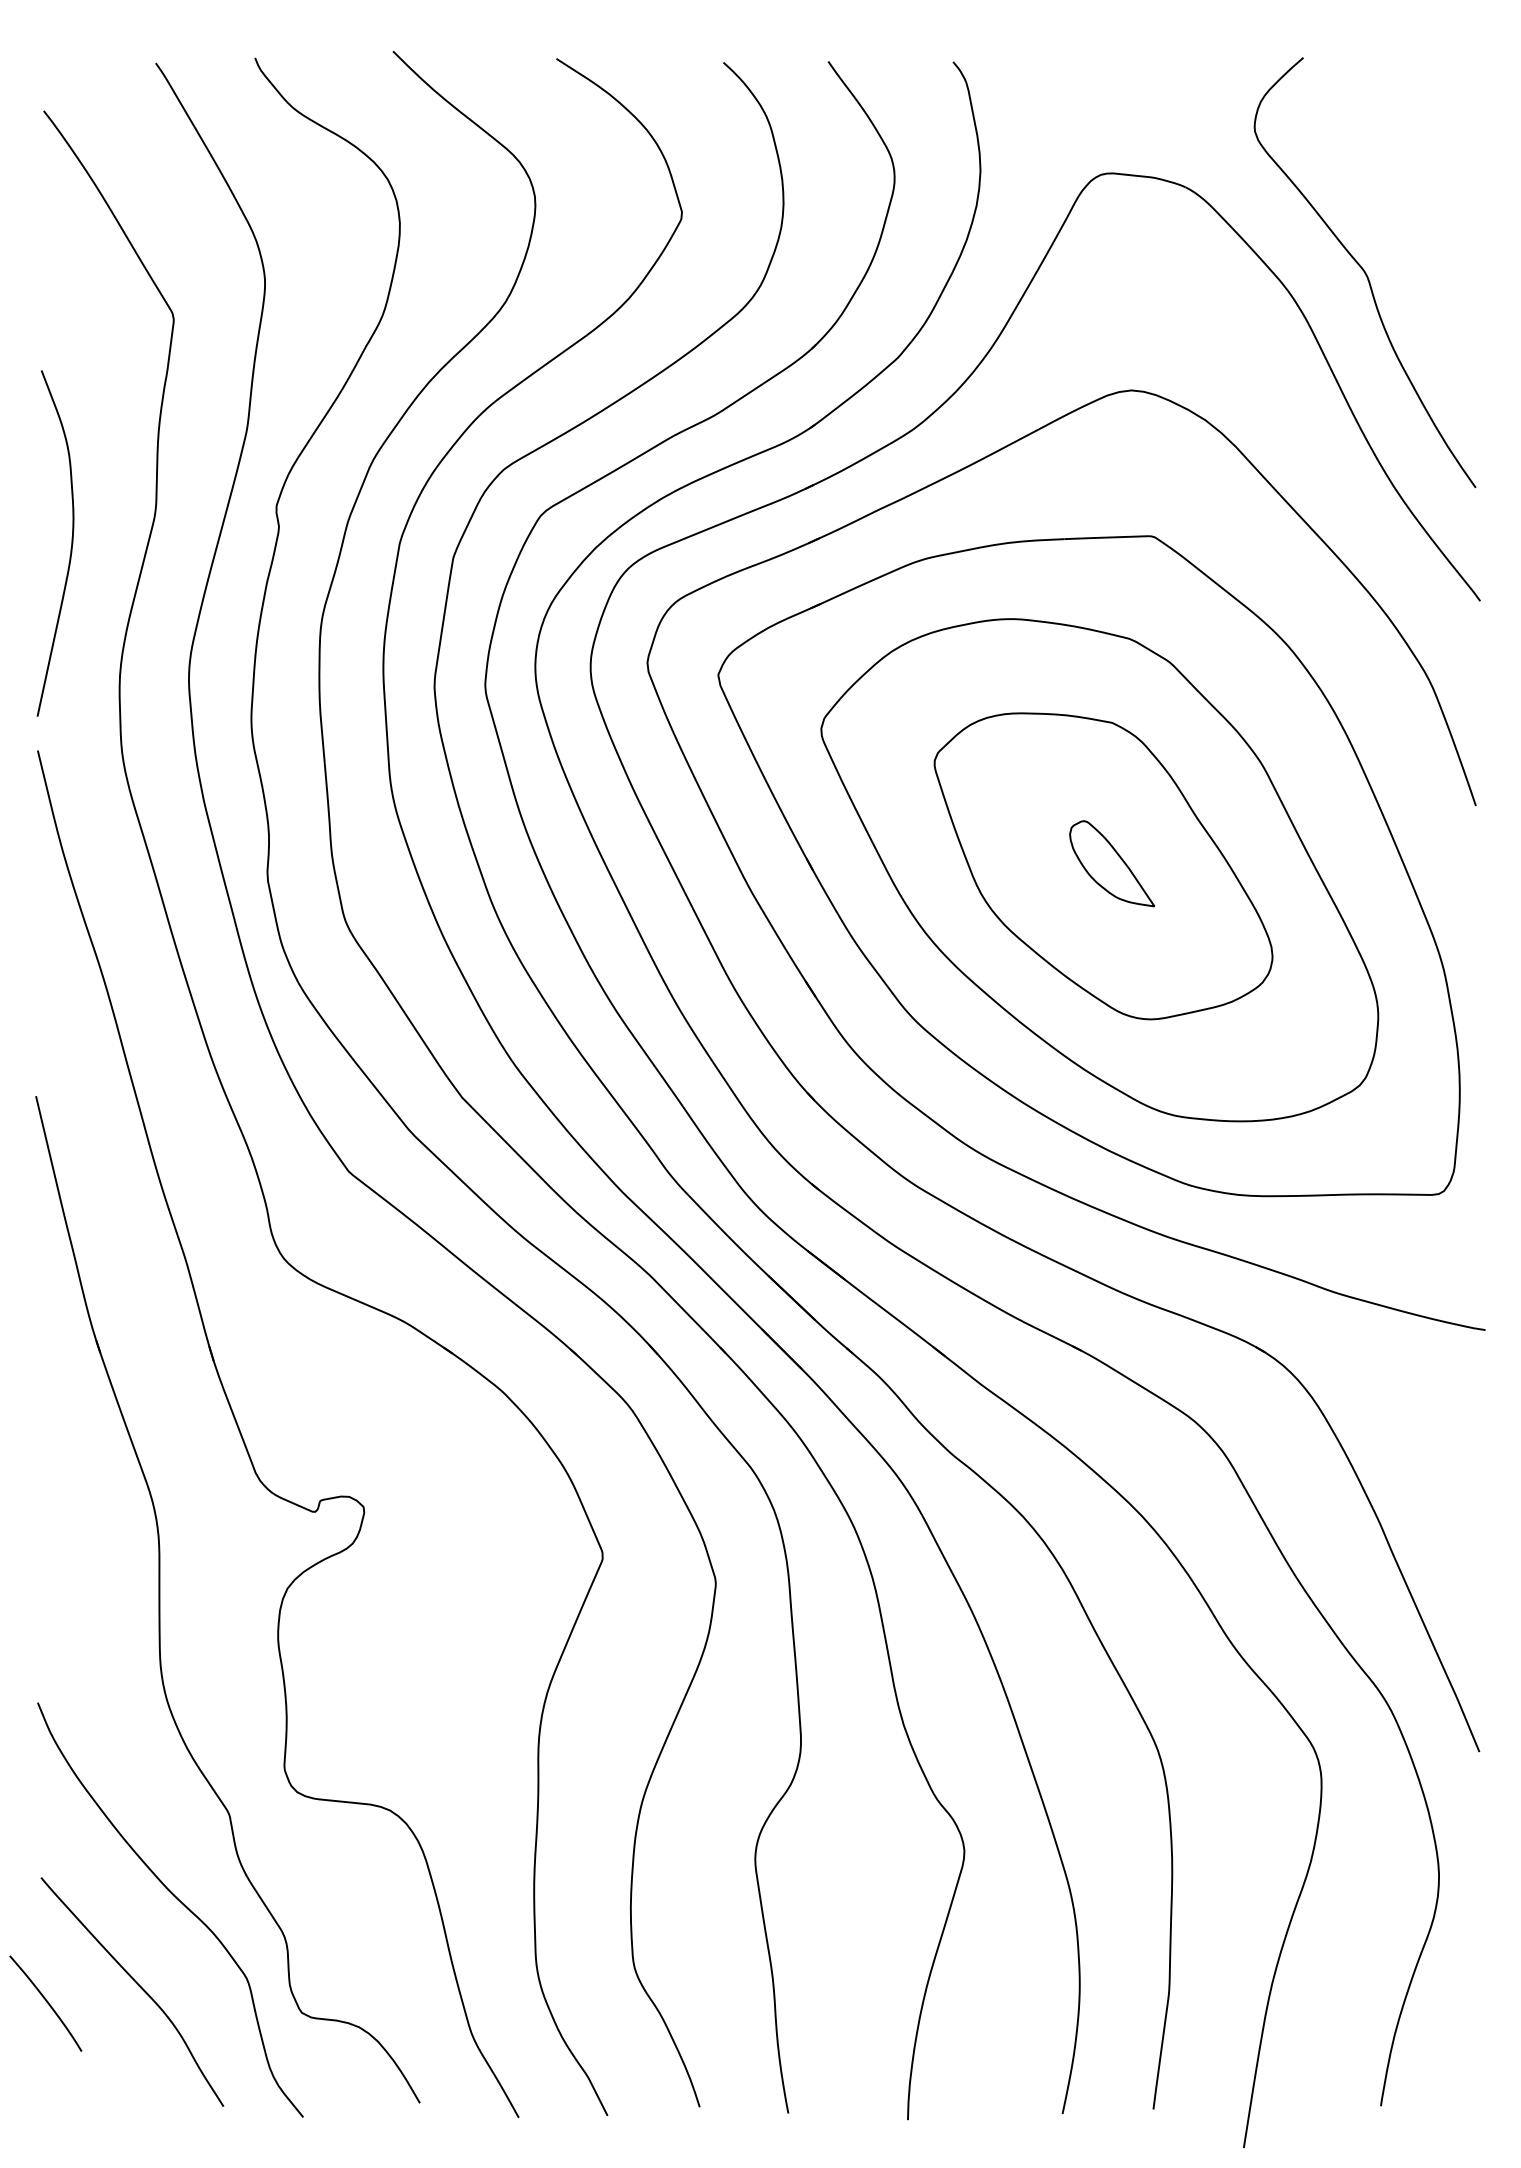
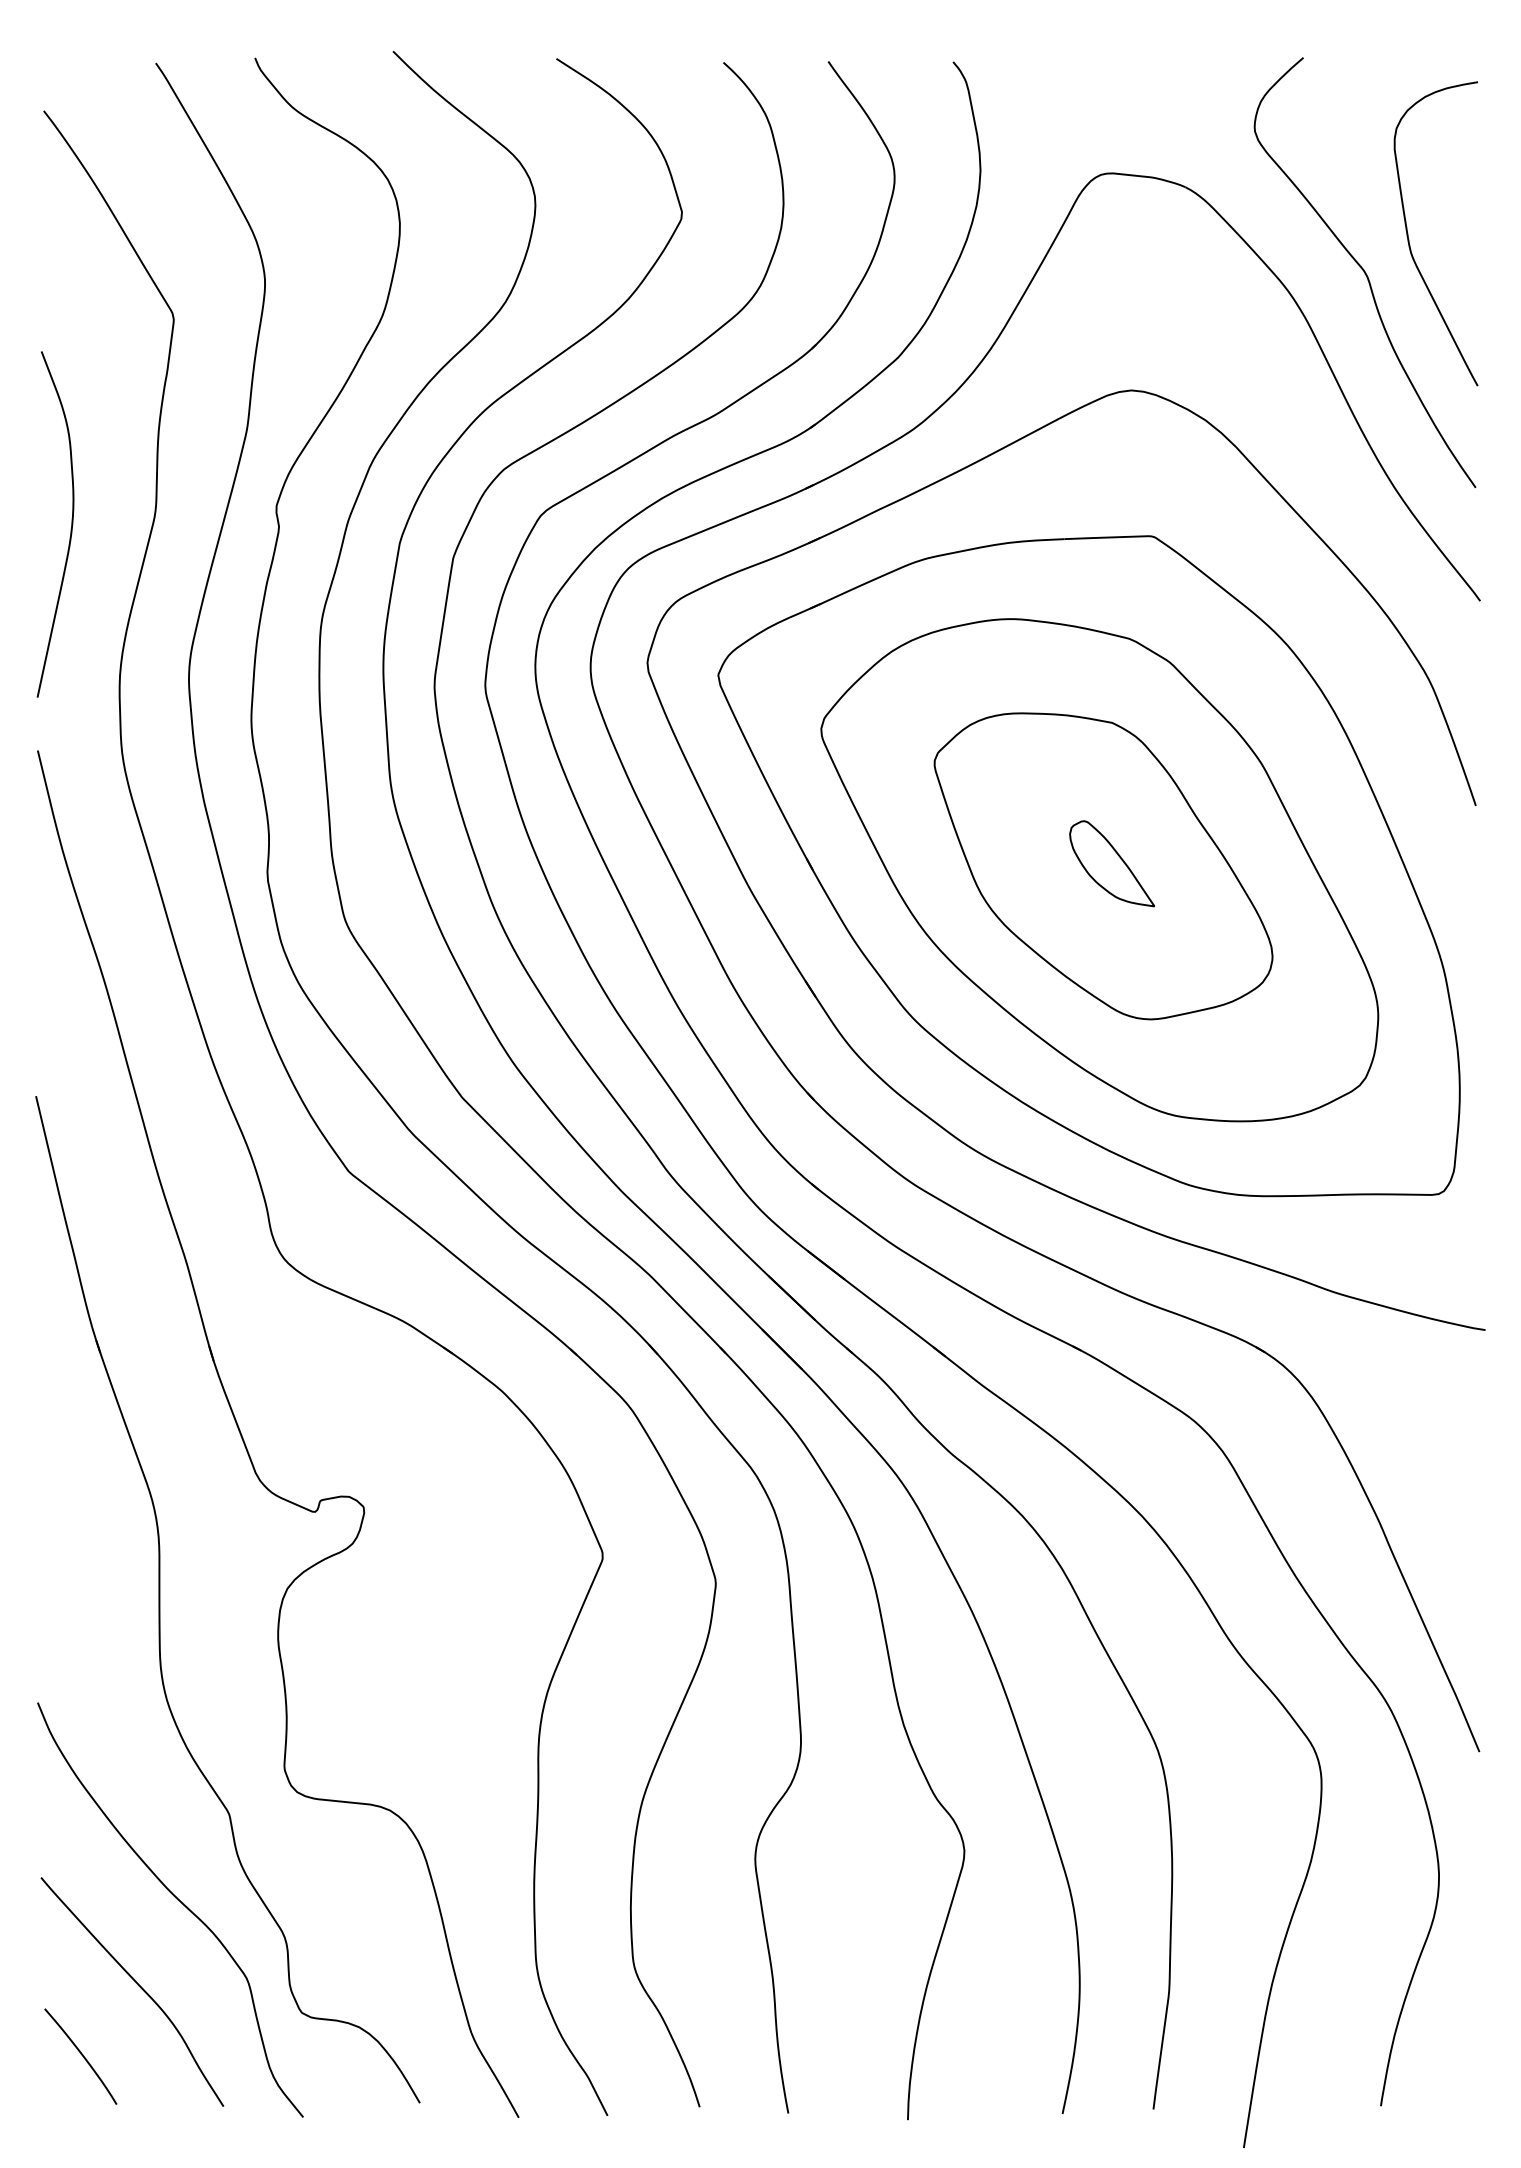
curve: none -> present (1409, 239)
curve position: (70, 548) -> (70, 529) (70, 529)
curve position: (46, 2002) -> (81, 2055) (81, 2055)
